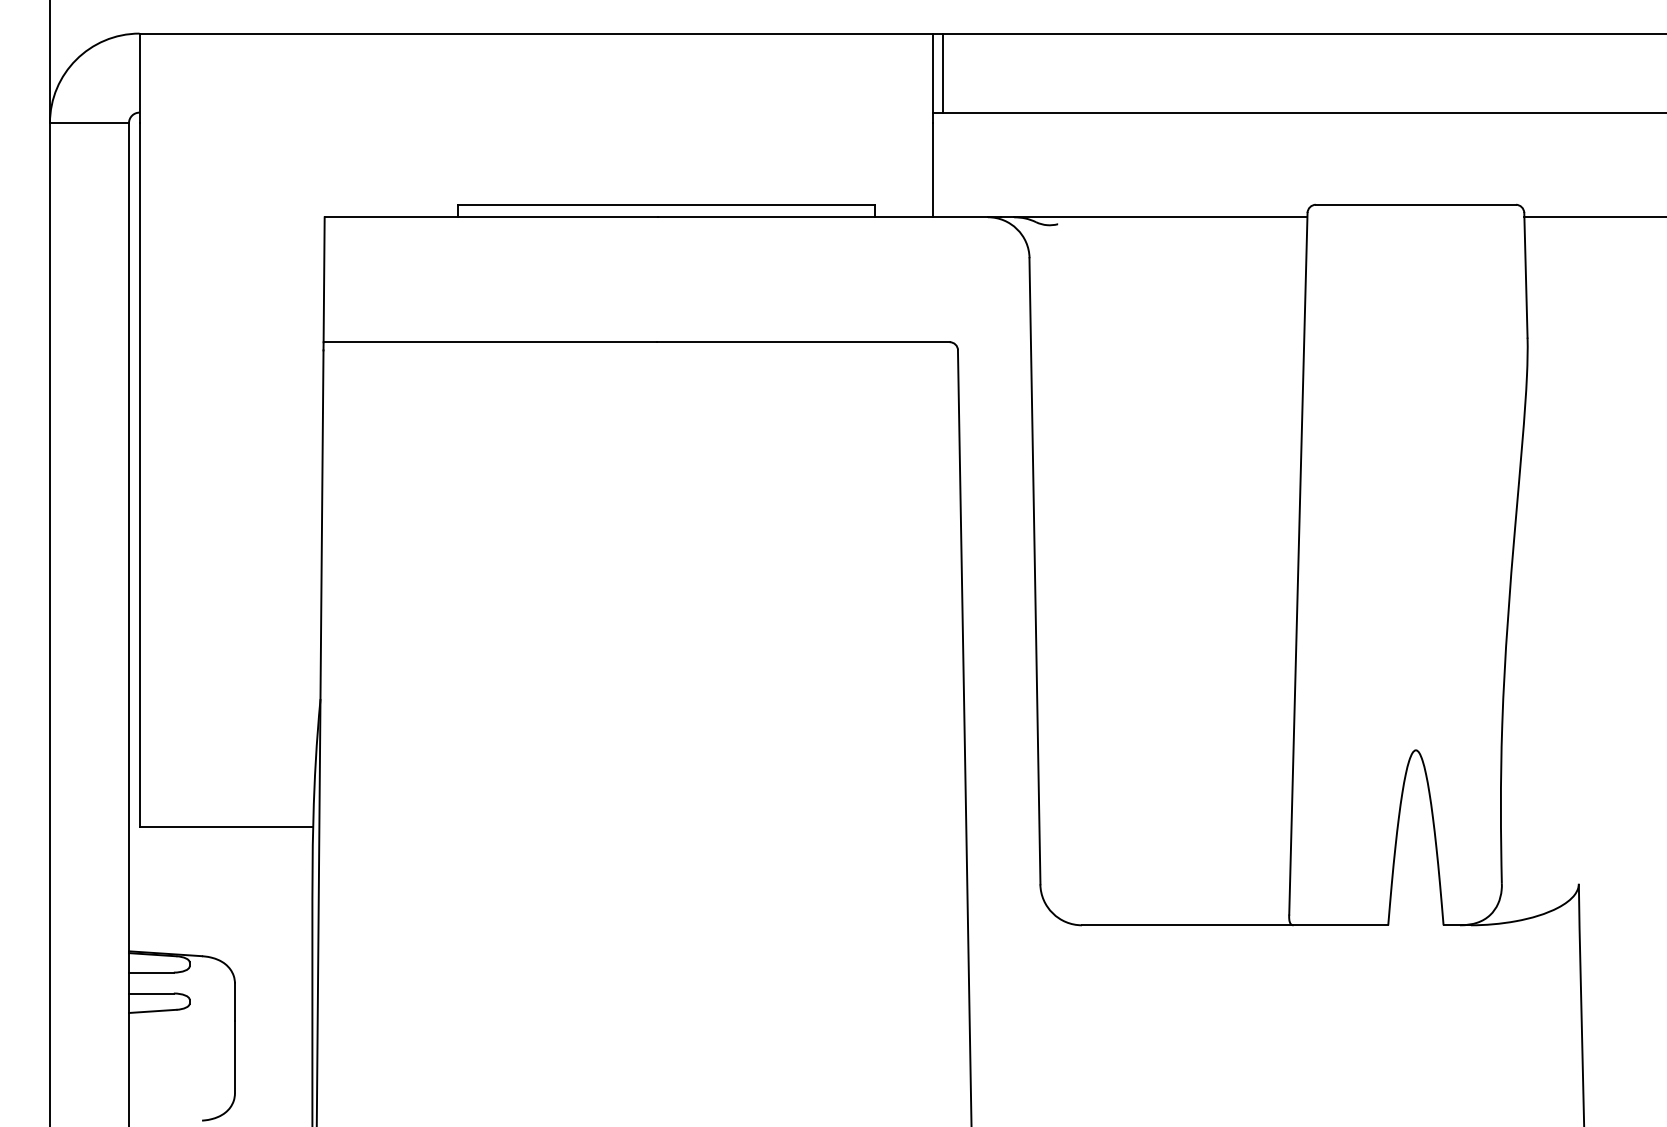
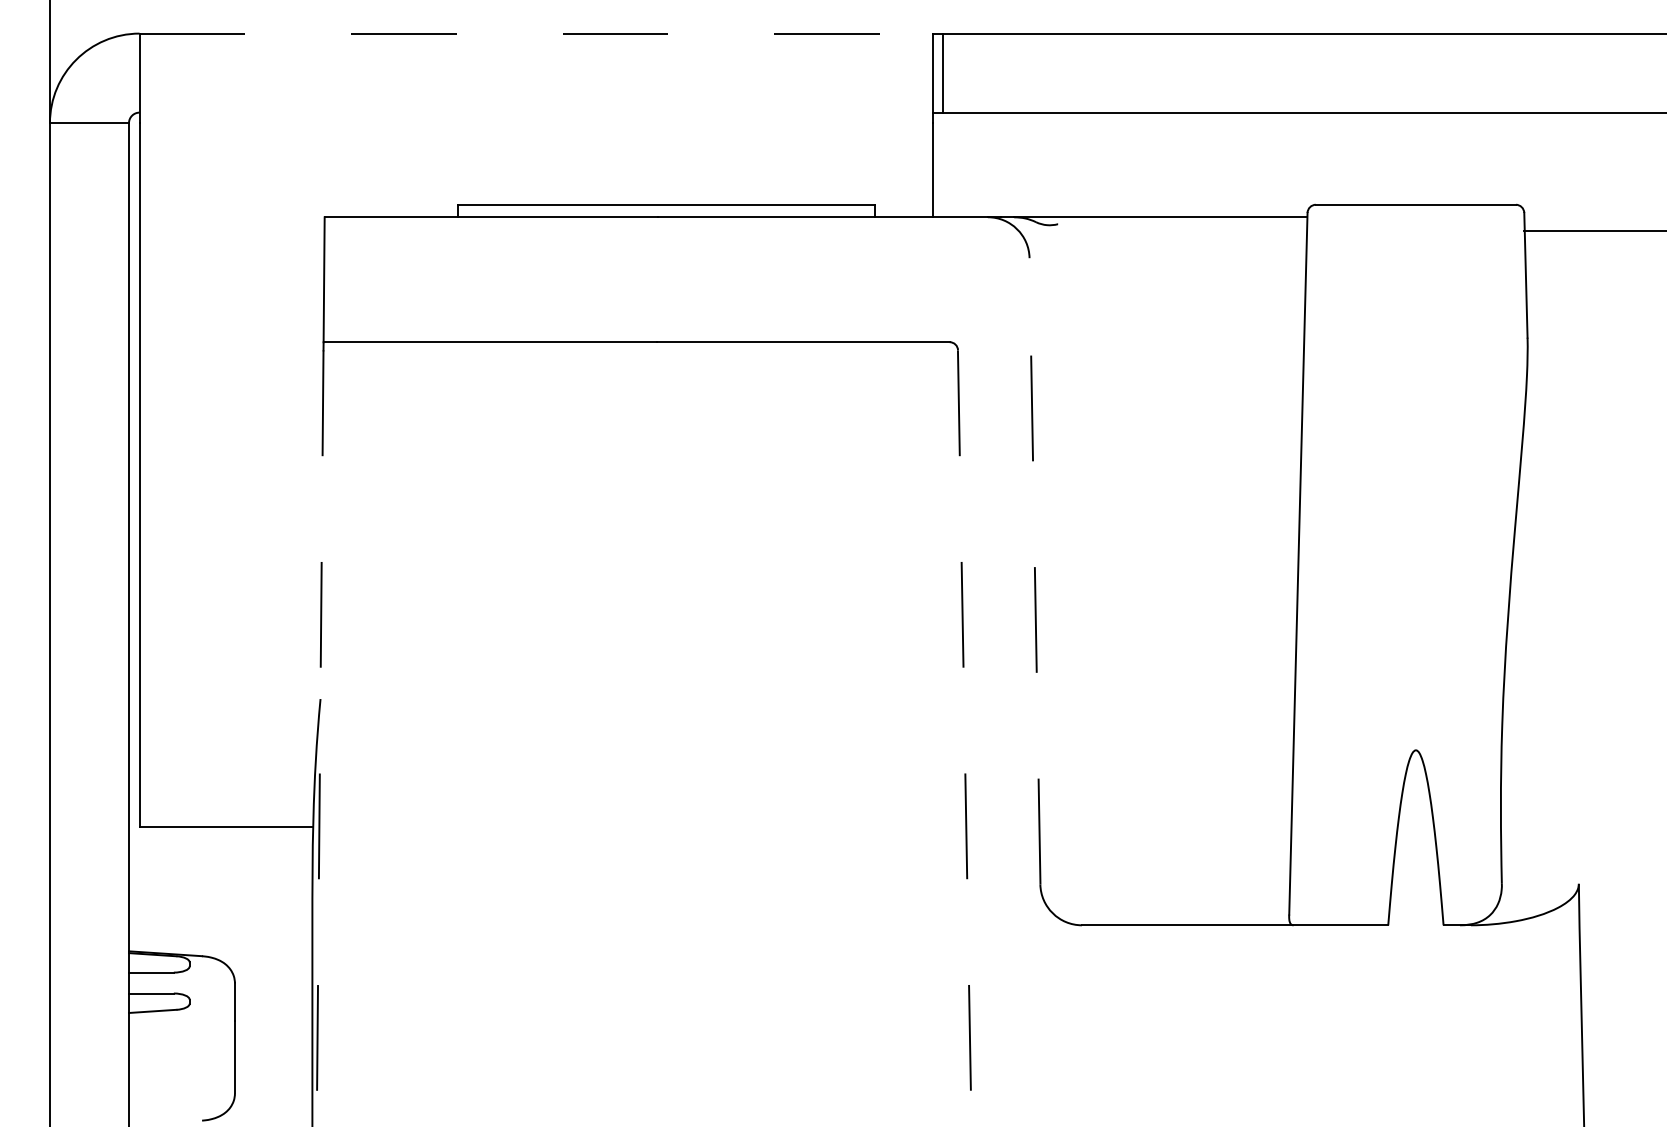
line: solid -> dashed (536, 33)
line position: (1593, 217) -> (1593, 231) (1593, 231)
line: solid -> dashed (1034, 570)
line: solid -> dashed (320, 738)
line: solid -> dashed (964, 738)
